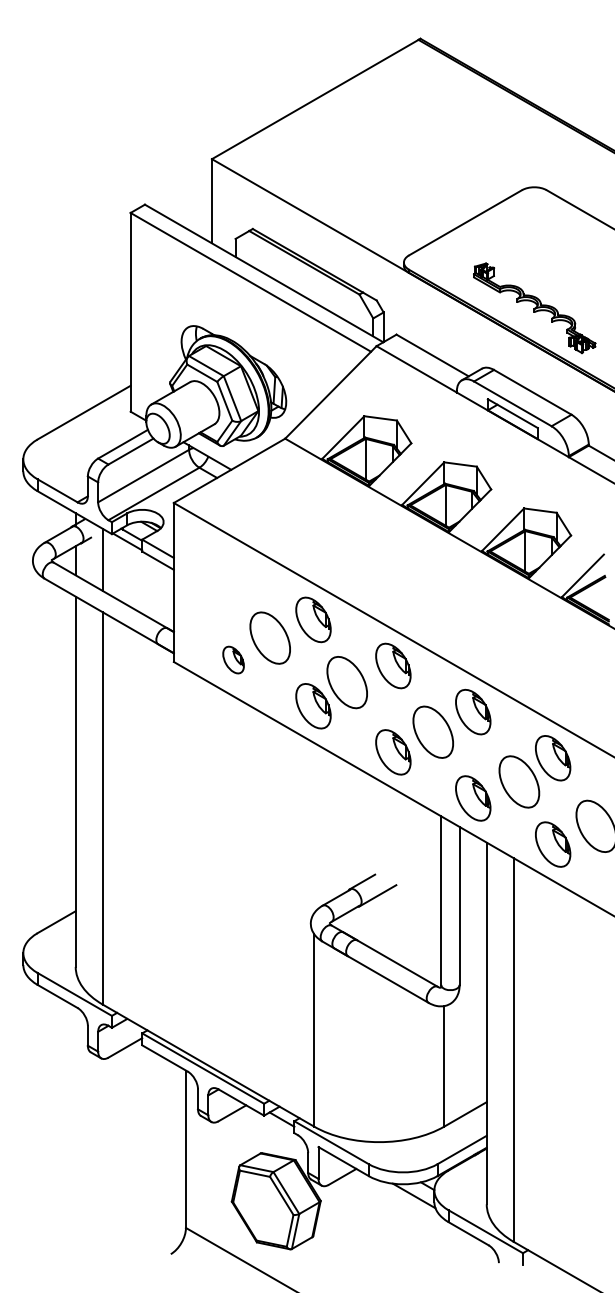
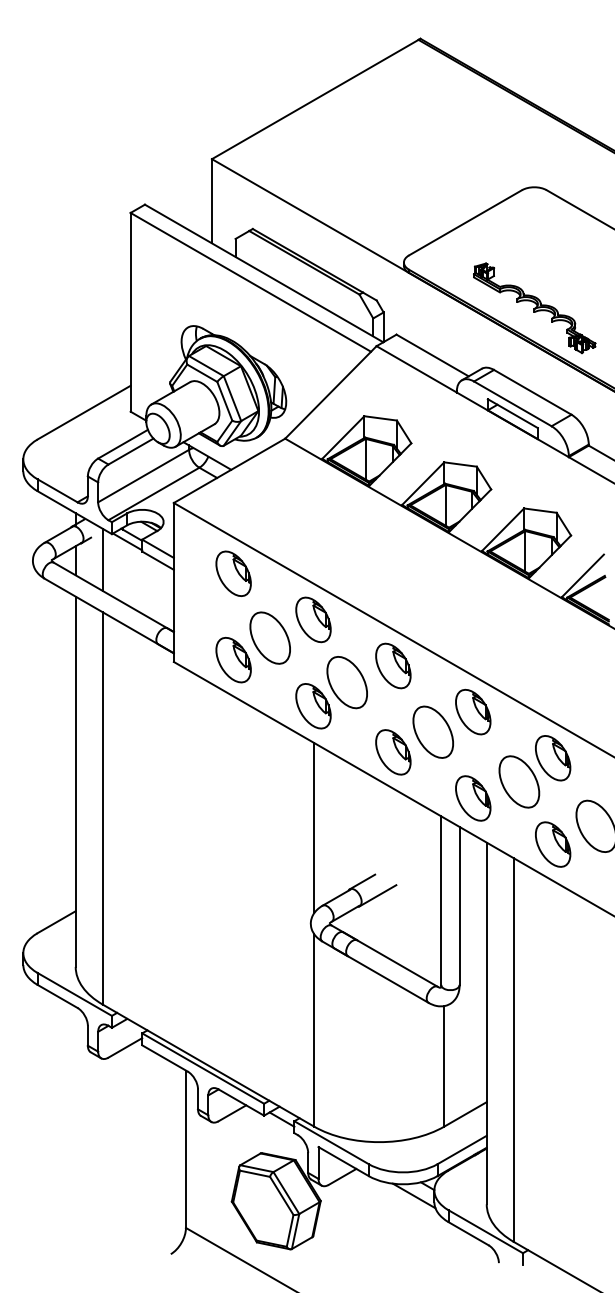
part: none -> present (233, 573)
part size: 23x30 px -> 37x48 px (233, 659)
line: none -> present (314, 827)
